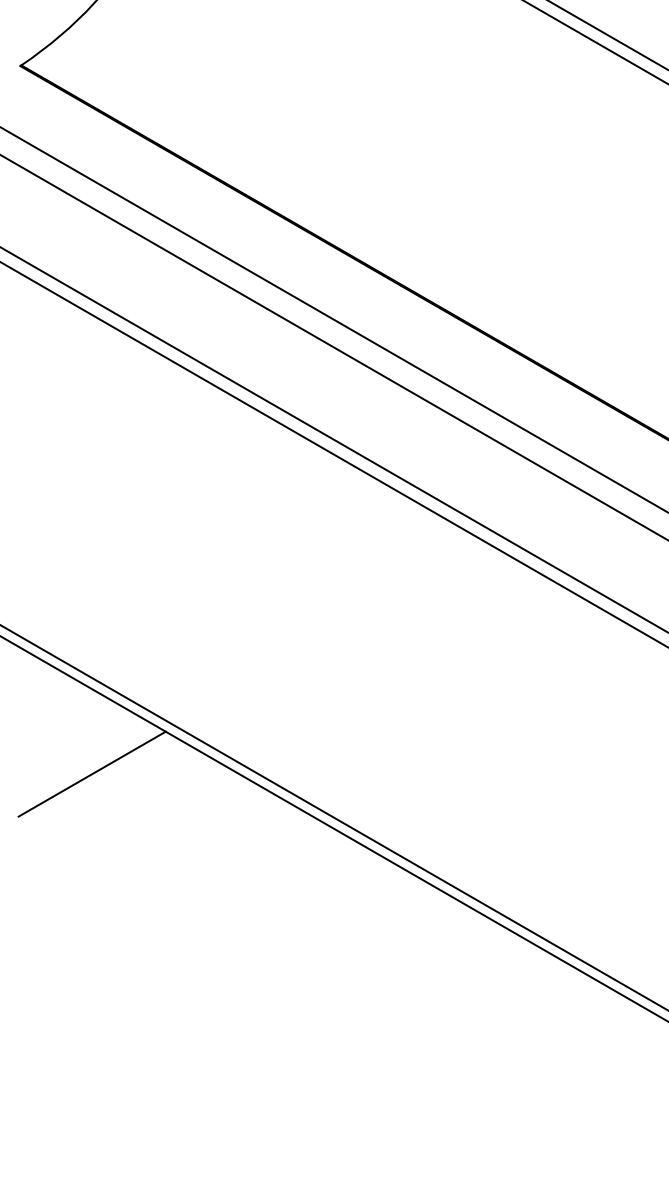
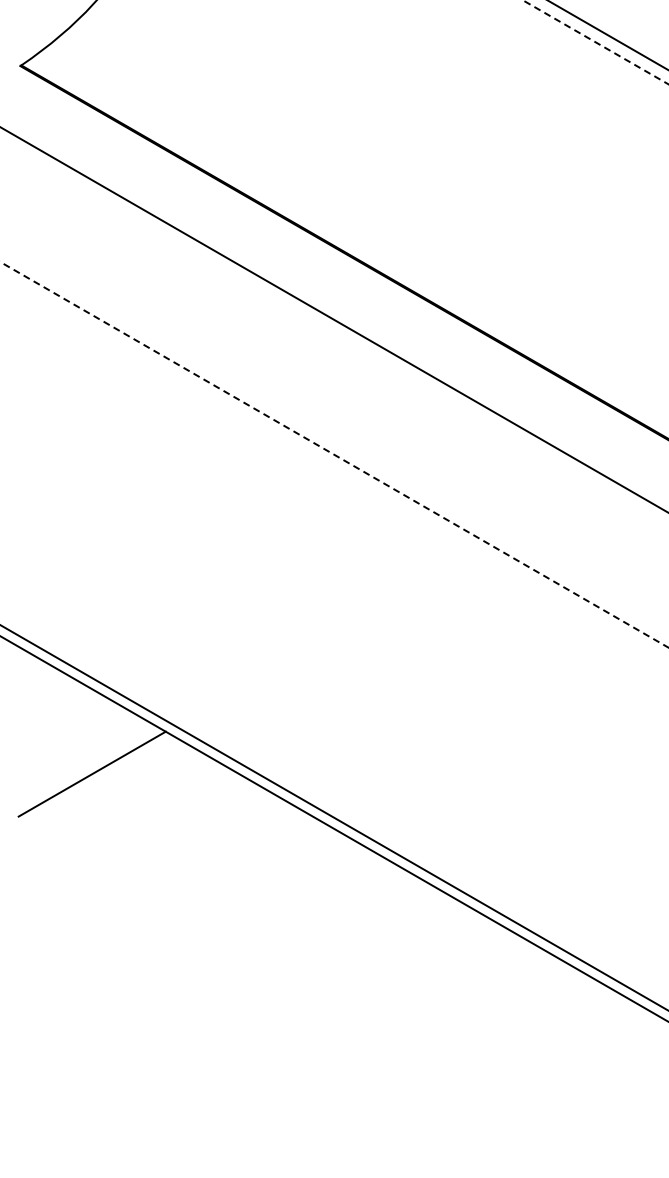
line: solid -> dashed (595, 42)
line: present -> none (333, 347)
line: present -> none (333, 439)
line: solid -> dashed (334, 455)
